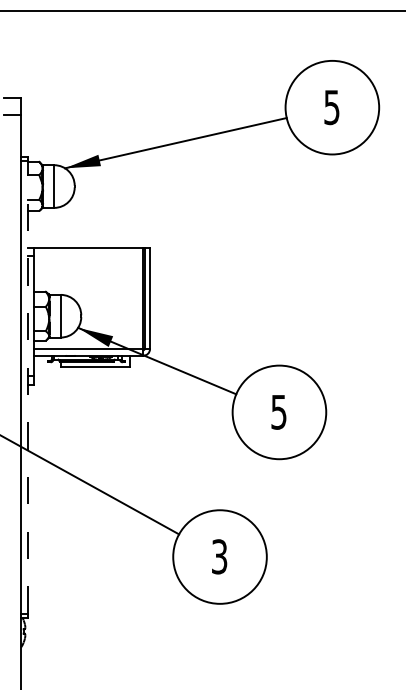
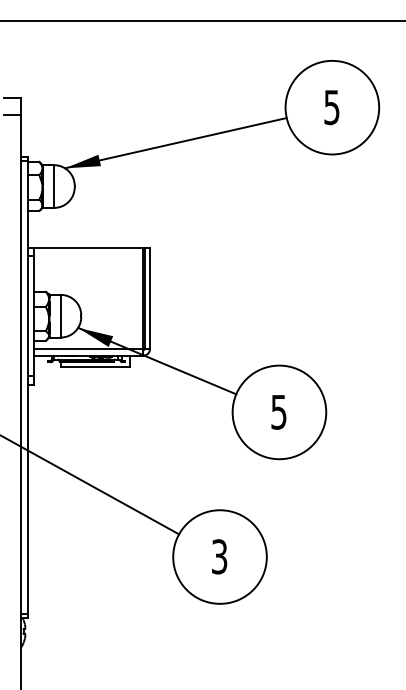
line position: (202, 10) -> (202, 20) (202, 20)
line: dashed -> solid (27, 386)
